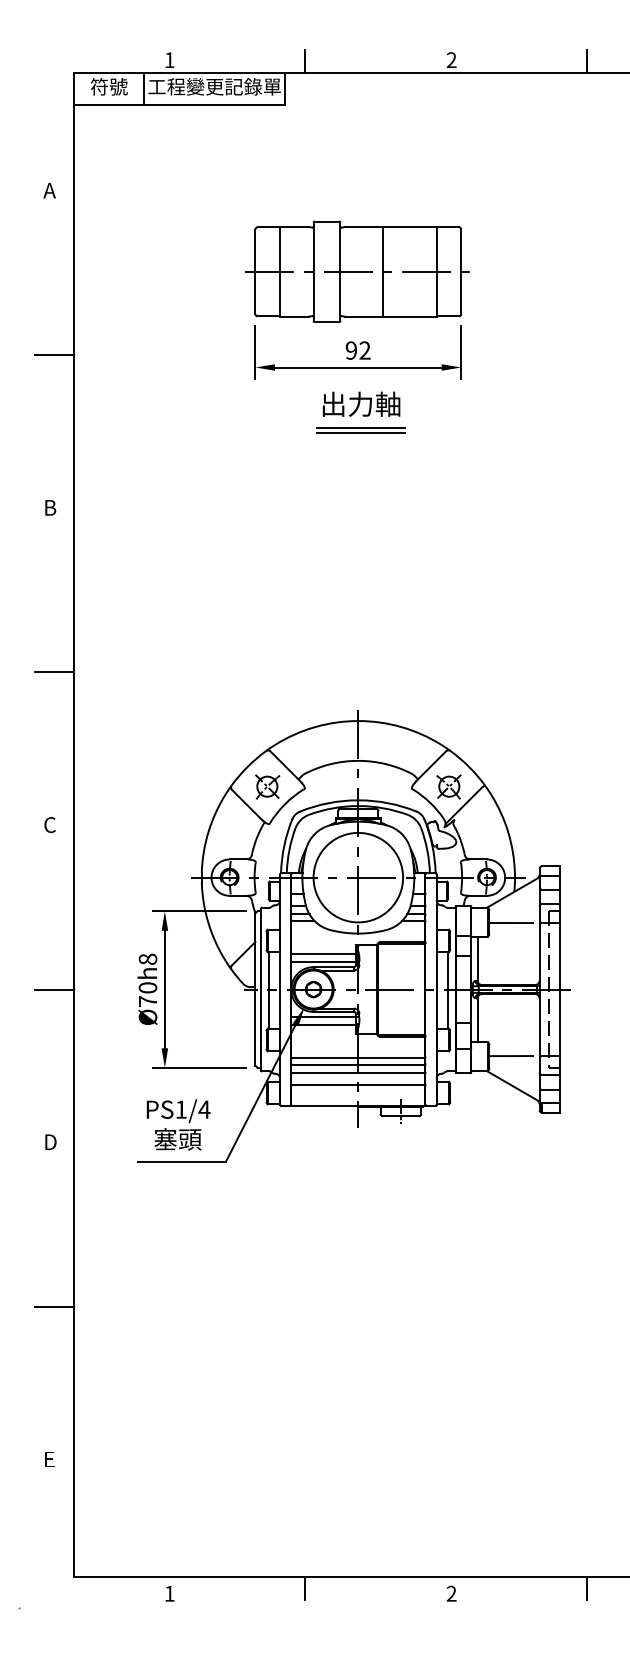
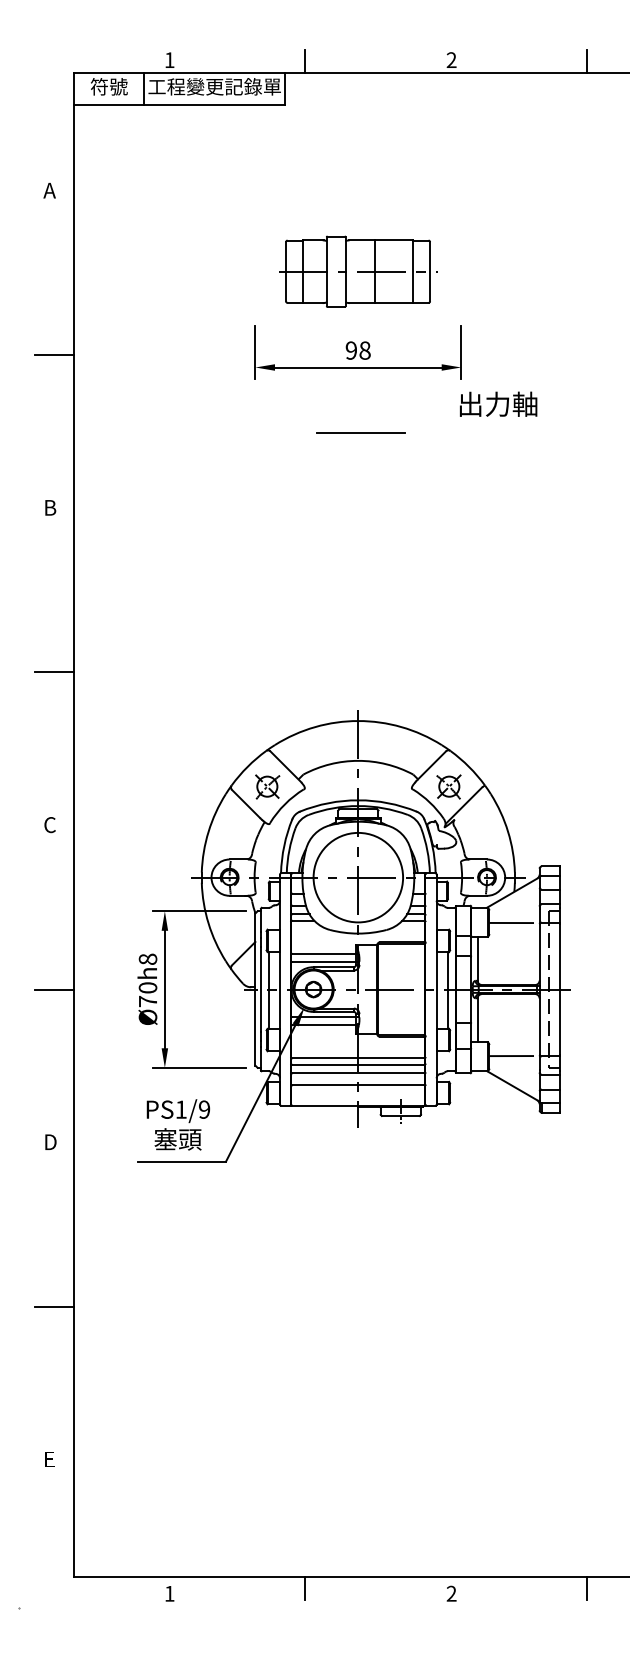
part size: 225x103 px -> 159x73 px (358, 271)
text: 92 -> 98 (364, 350)
text position: (361, 403) -> (498, 403) (498, 403)
line: present -> none (360, 427)
text: PS1/4 -> PS1/9 (204, 1109)
